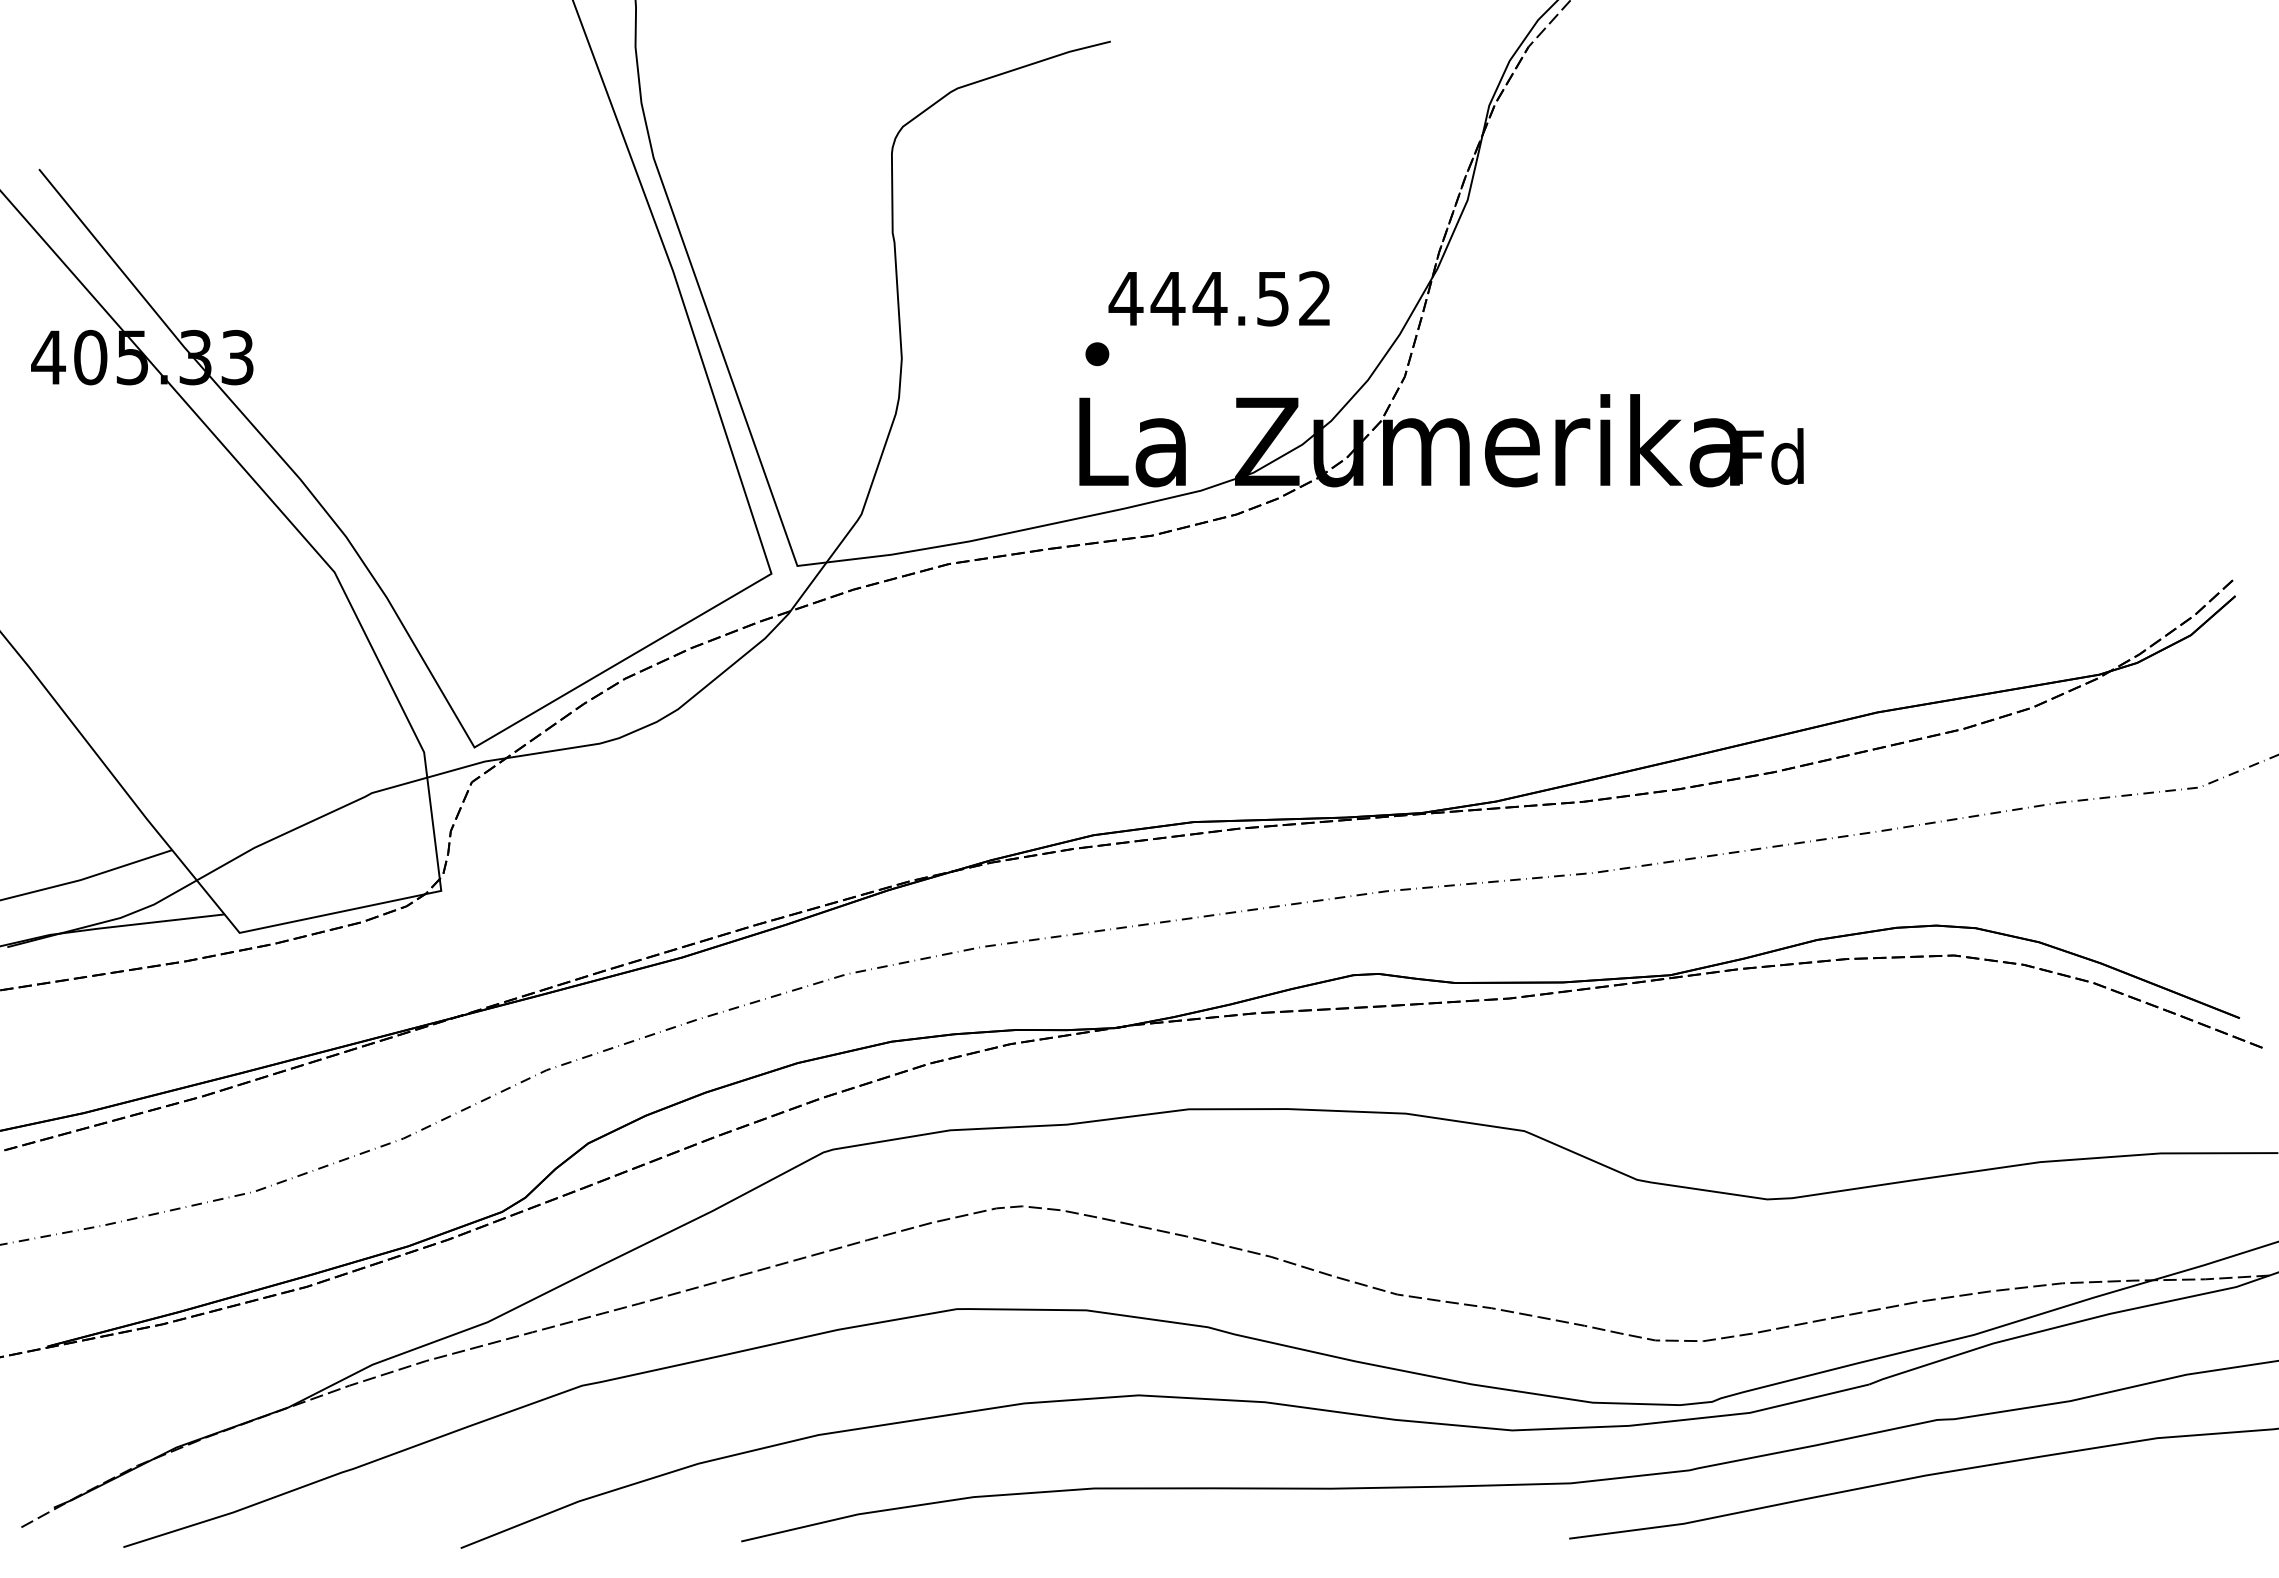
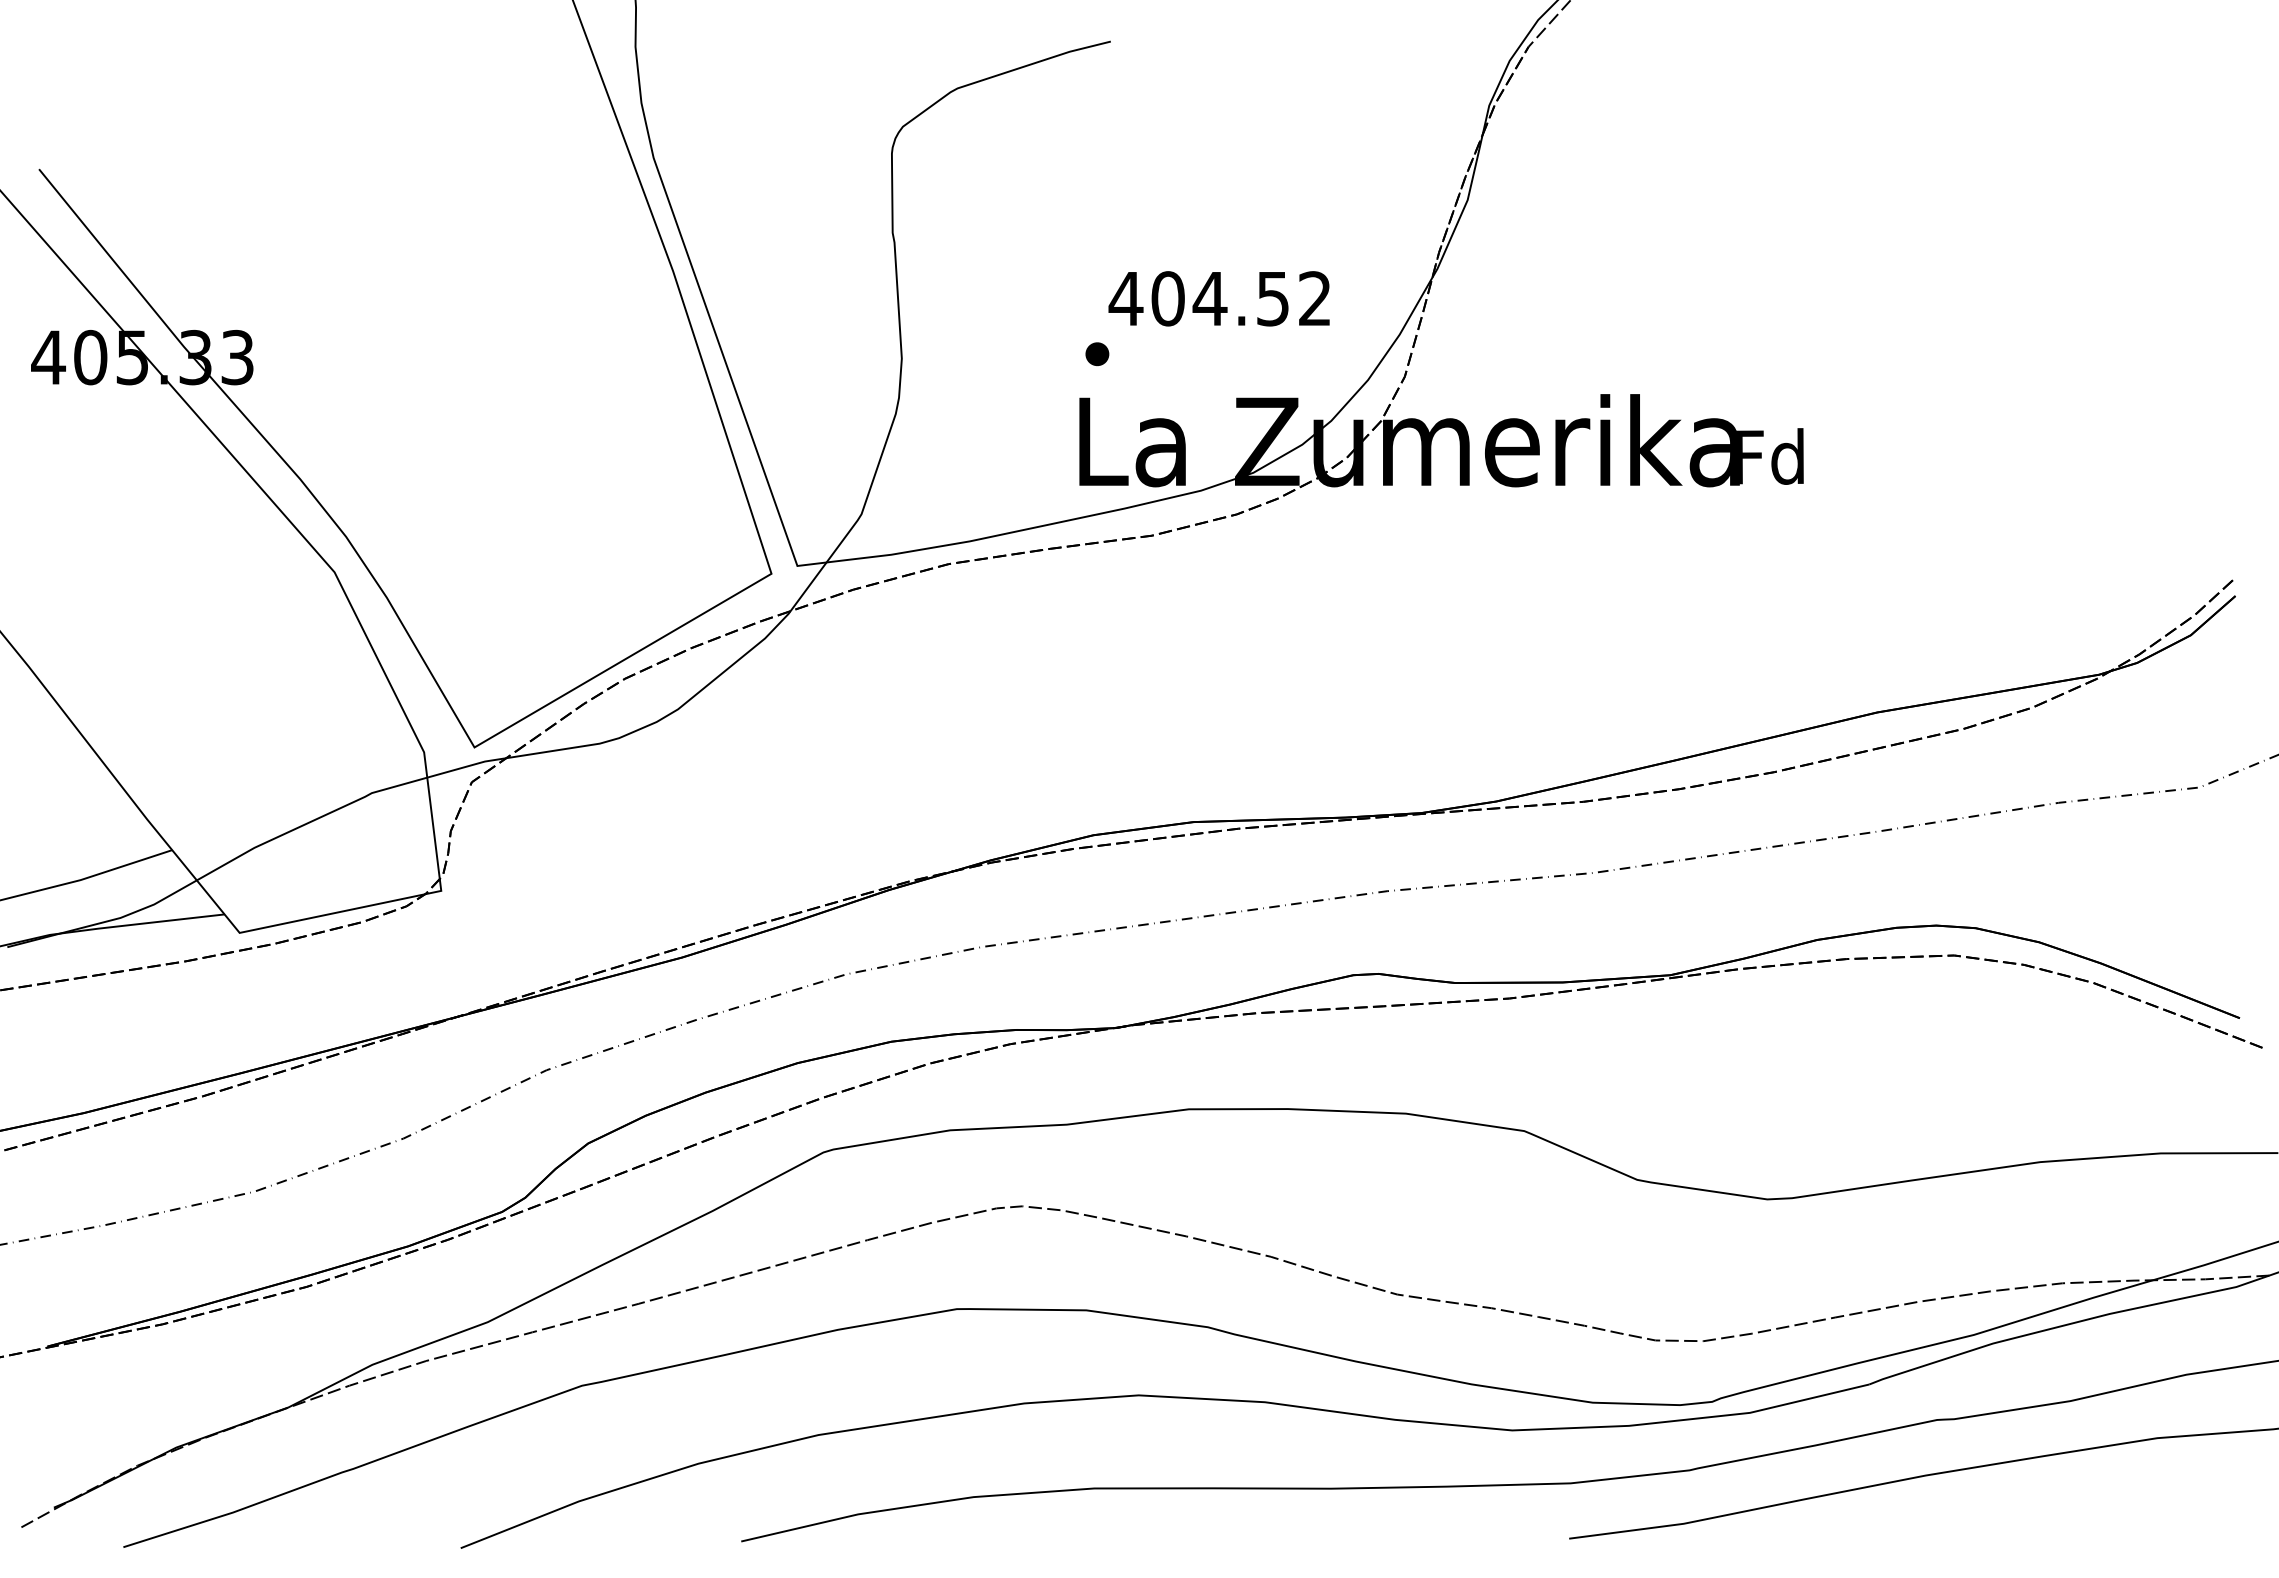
text: 444.52 -> 404.52 (1167, 298)
